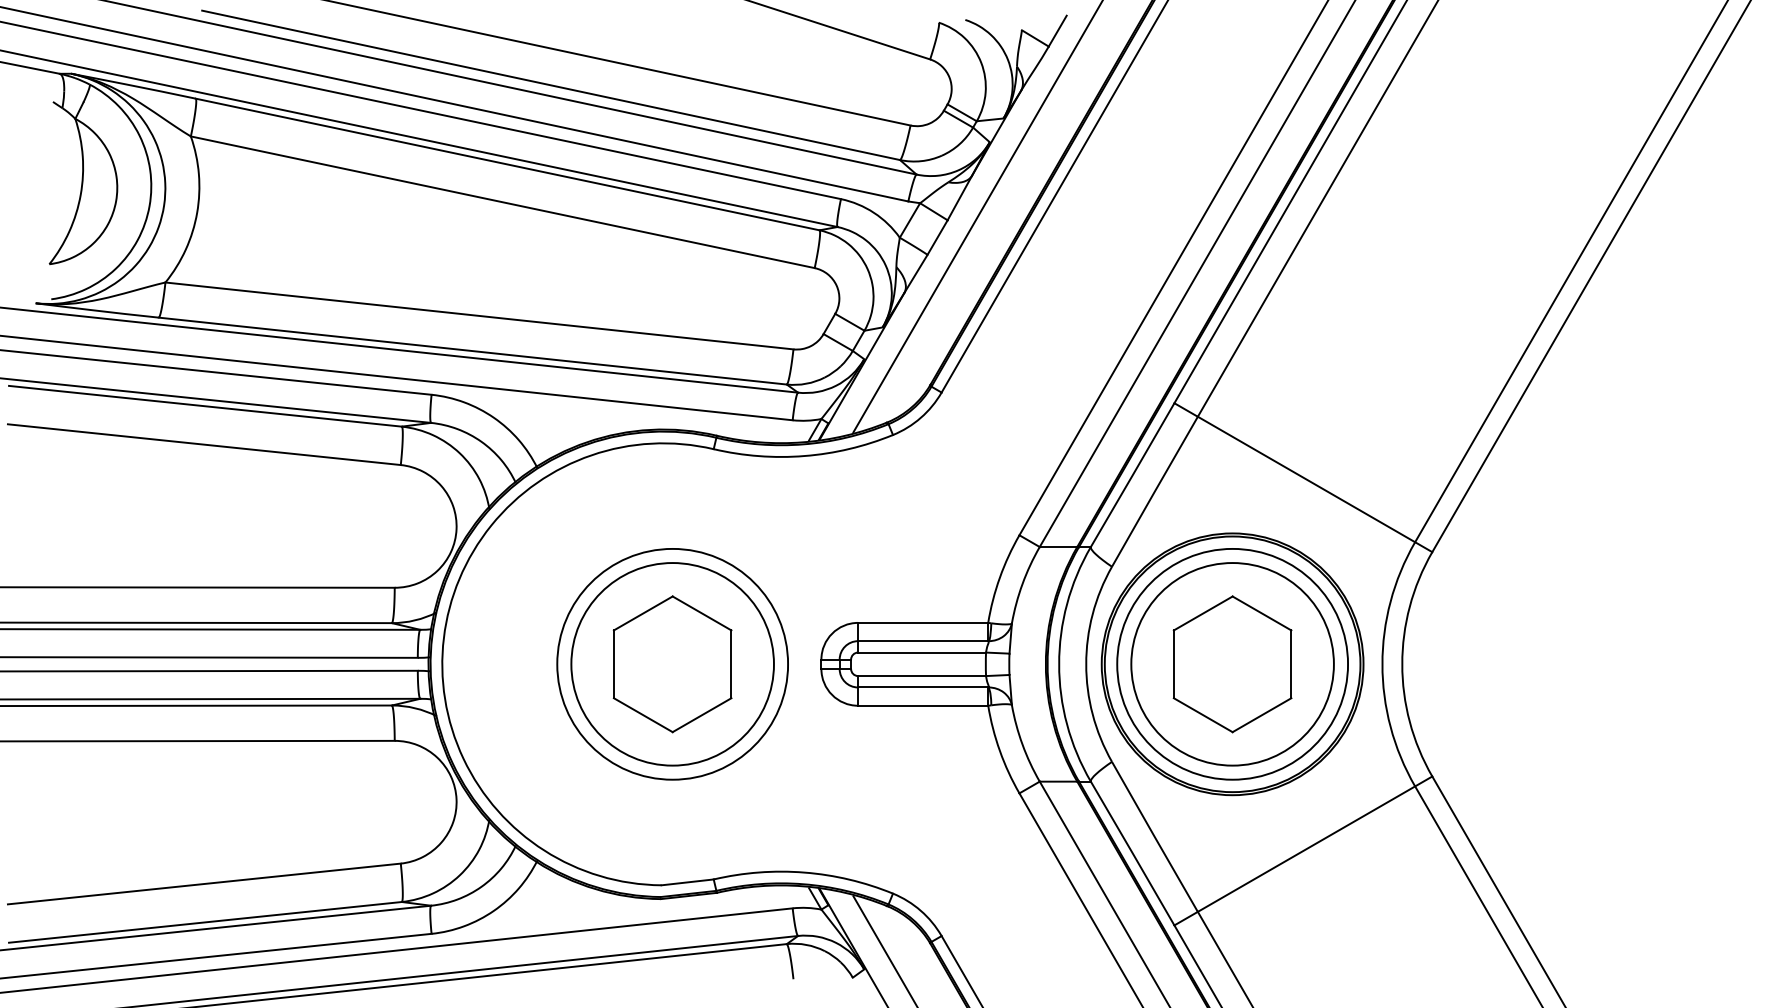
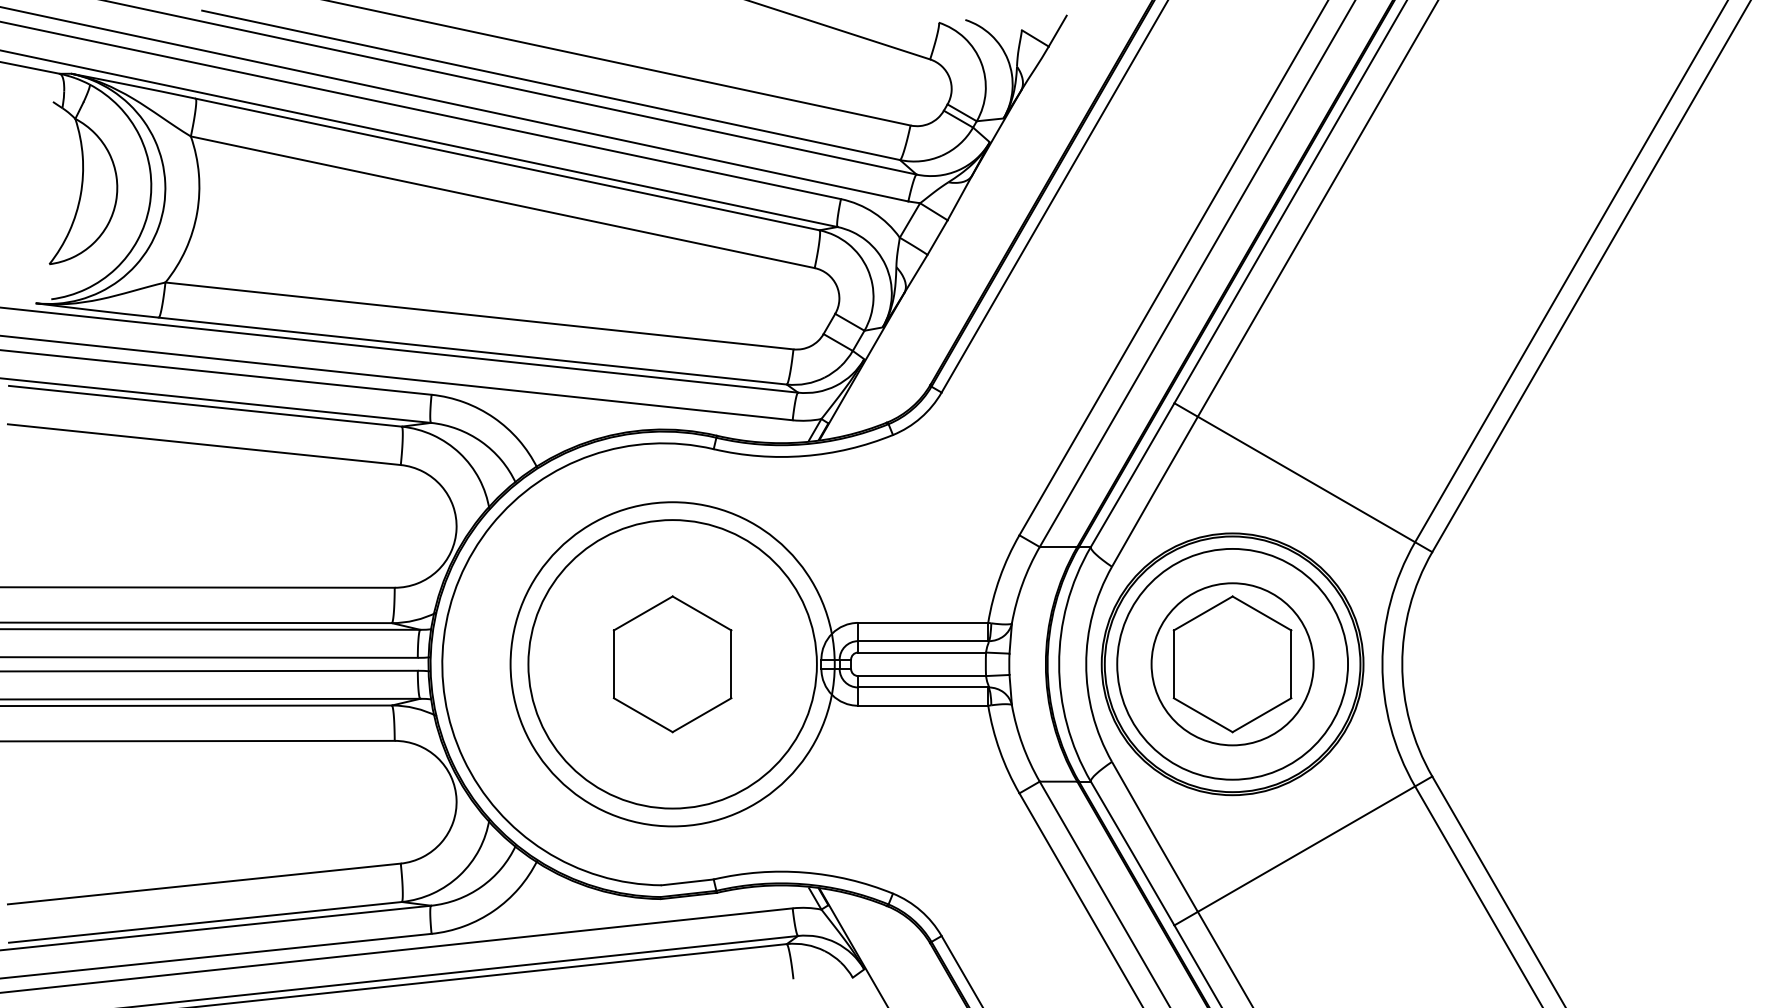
line: present -> none (977, 217)
circle diameter: 231 px -> 289 px (672, 664)
circle diameter: 203 px -> 324 px (672, 664)
circle diameter: 203 px -> 162 px (1232, 664)
line: present -> none (884, 950)
